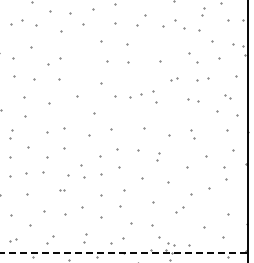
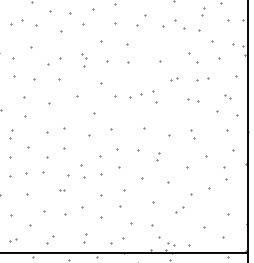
part: none -> present (84, 60)
line: dashed -> solid (124, 253)
